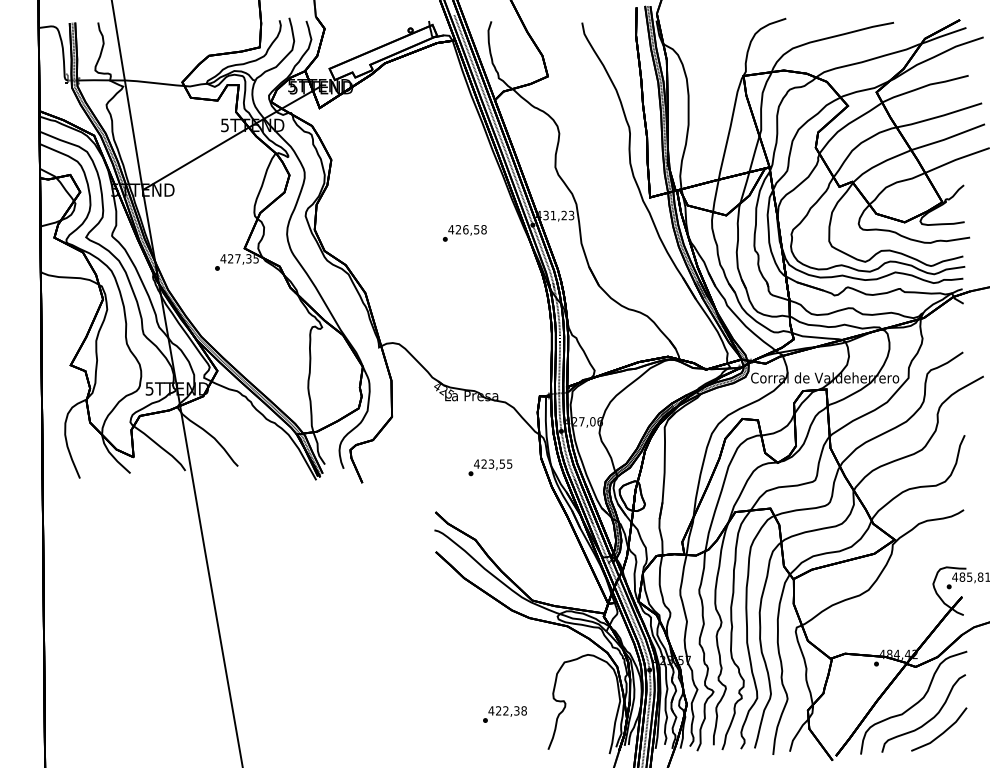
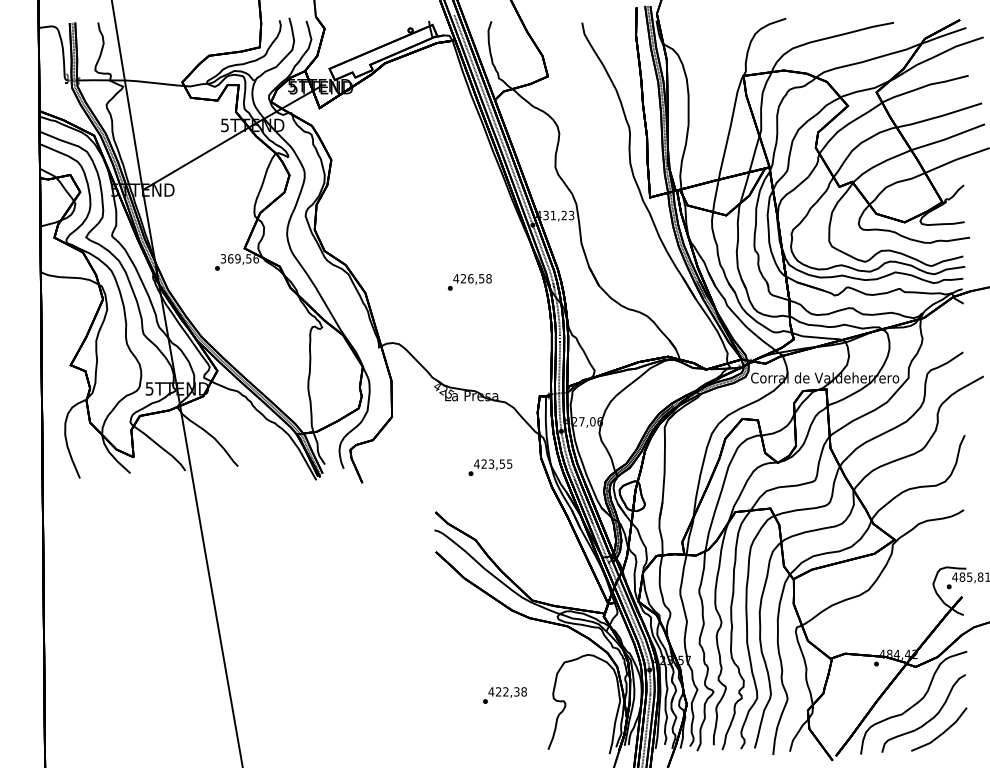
text position: (464, 233) -> (469, 282) (469, 282)
text: 427,35 -> 369,56 (239, 258)
text position: (504, 714) -> (504, 695) (504, 695)
